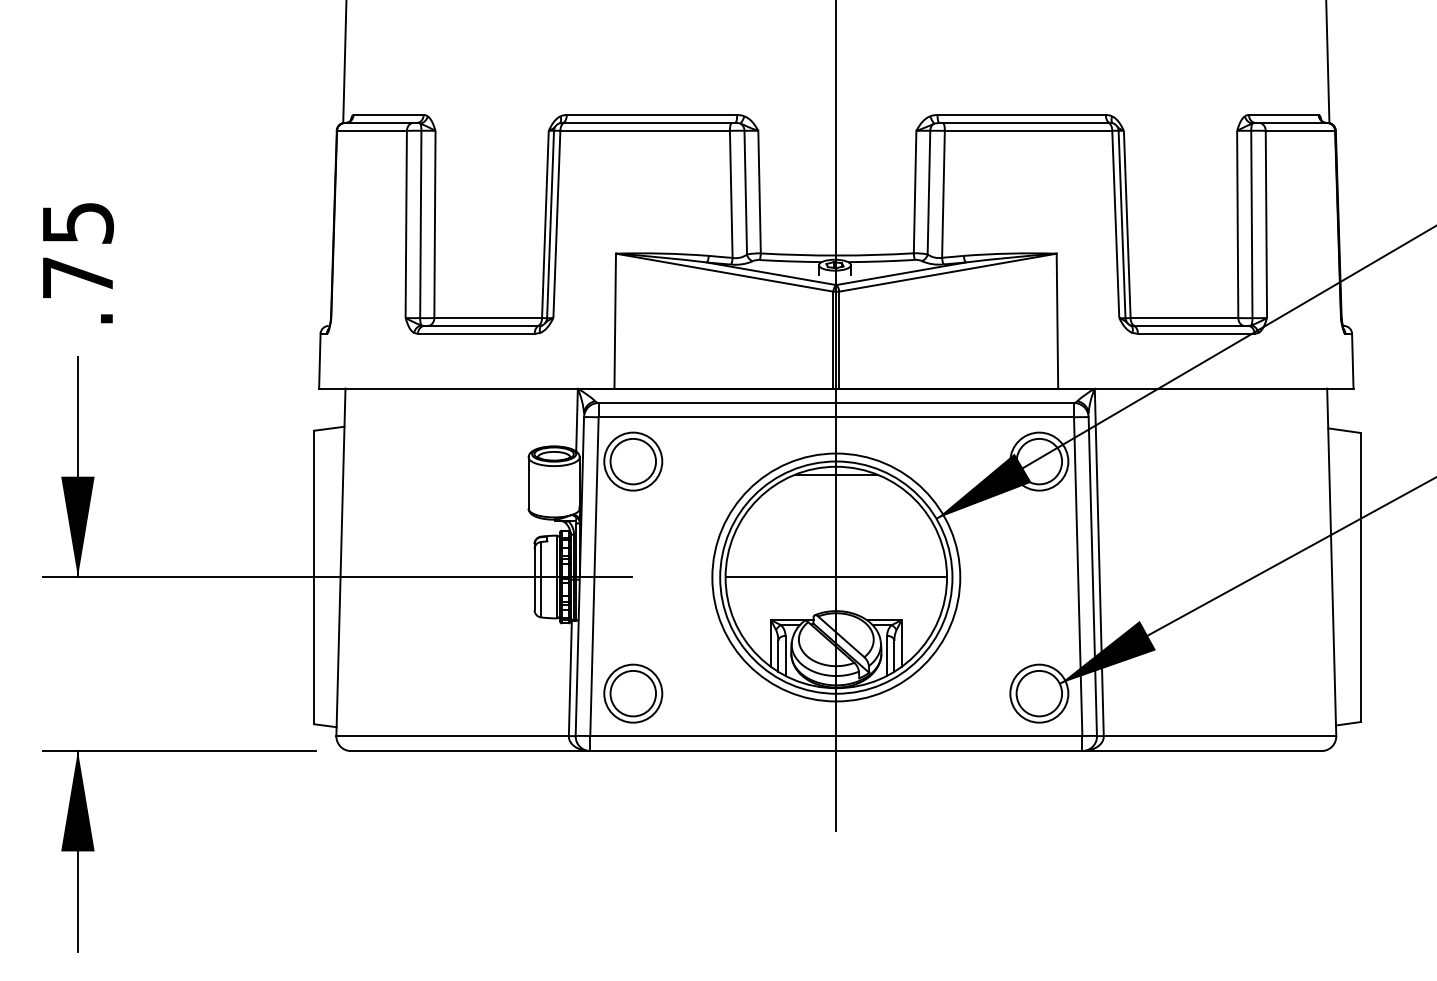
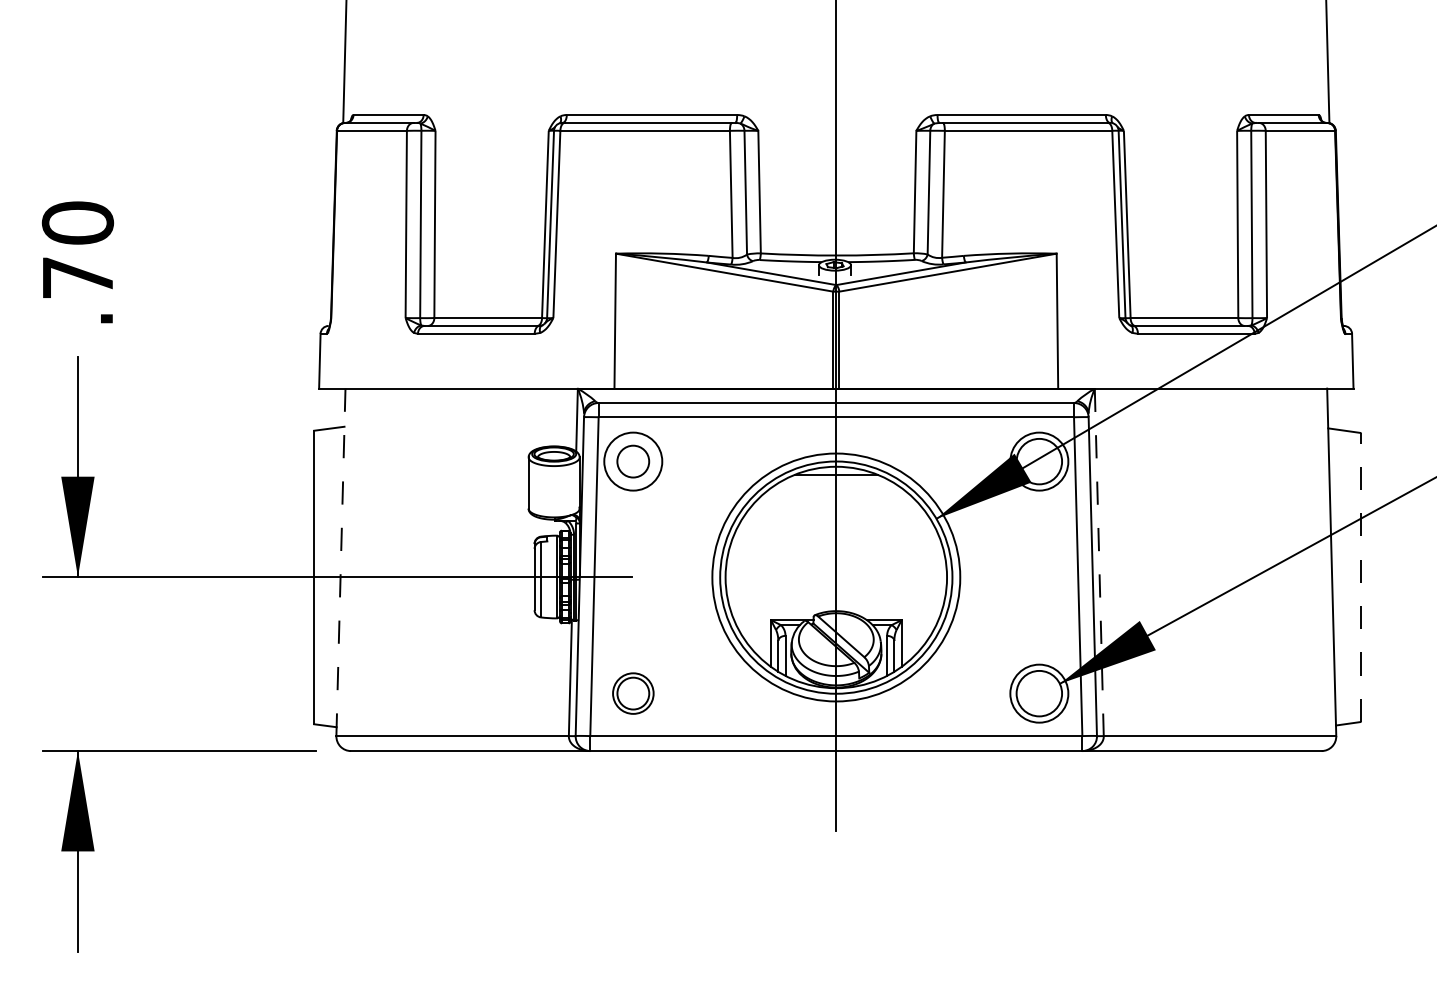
text: .75 -> .70 (77, 222)
circle diameter: 45 px -> 32 px (633, 461)
line: solid -> dashed (340, 562)
line: solid -> dashed (1099, 562)
line: present -> none (835, 577)
line: solid -> dashed (1360, 577)
part size: 61x61 px -> 43x43 px (633, 693)
